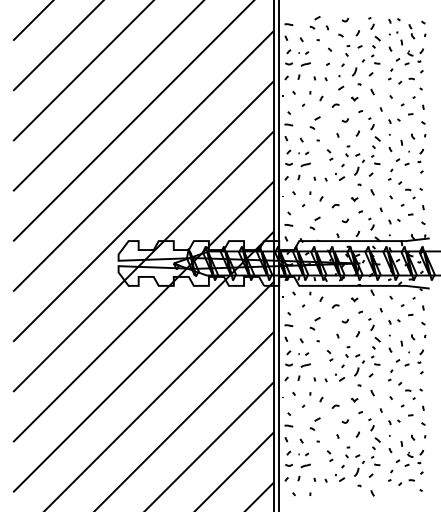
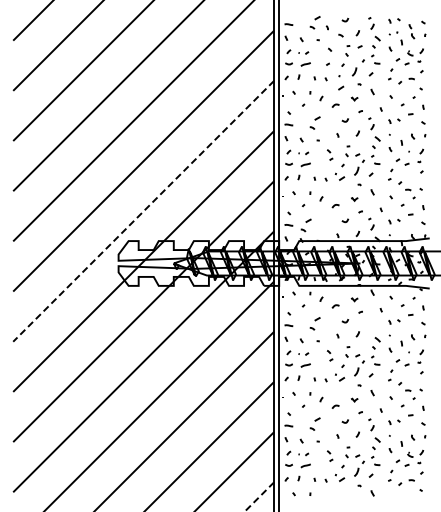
line: solid -> dashed (143, 211)
part position: (314, 223) -> (305, 225) (305, 225)
part: present -> none (371, 324)
line: solid -> dashed (259, 497)
